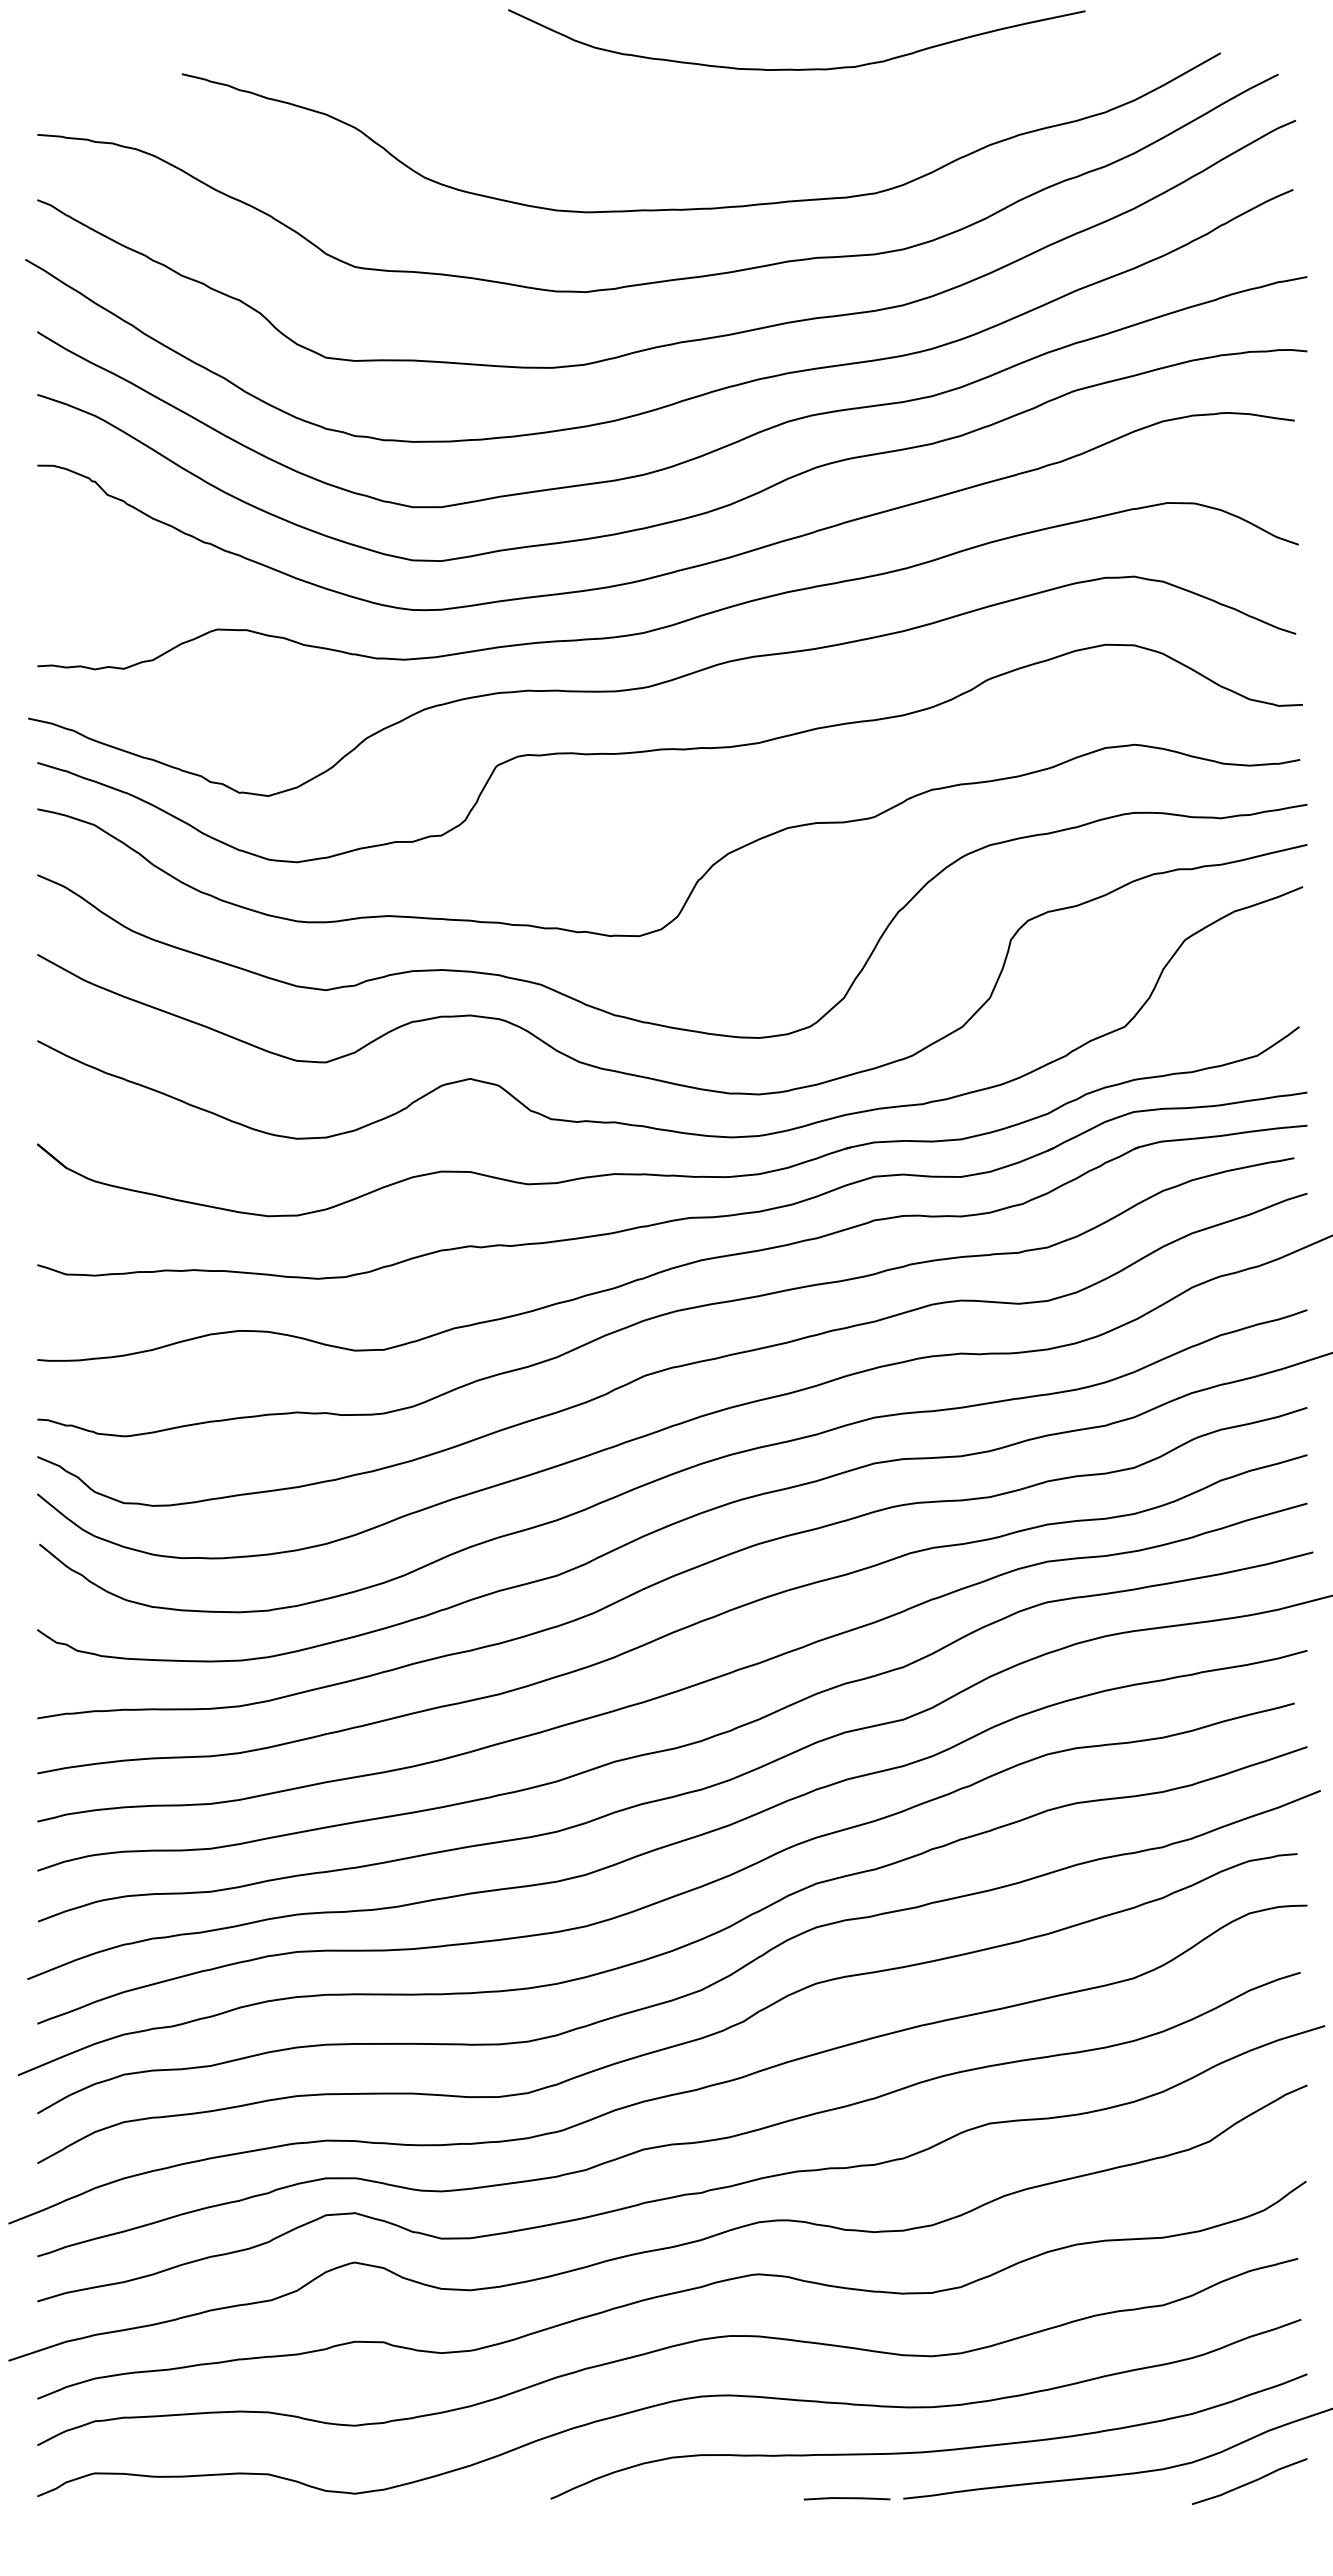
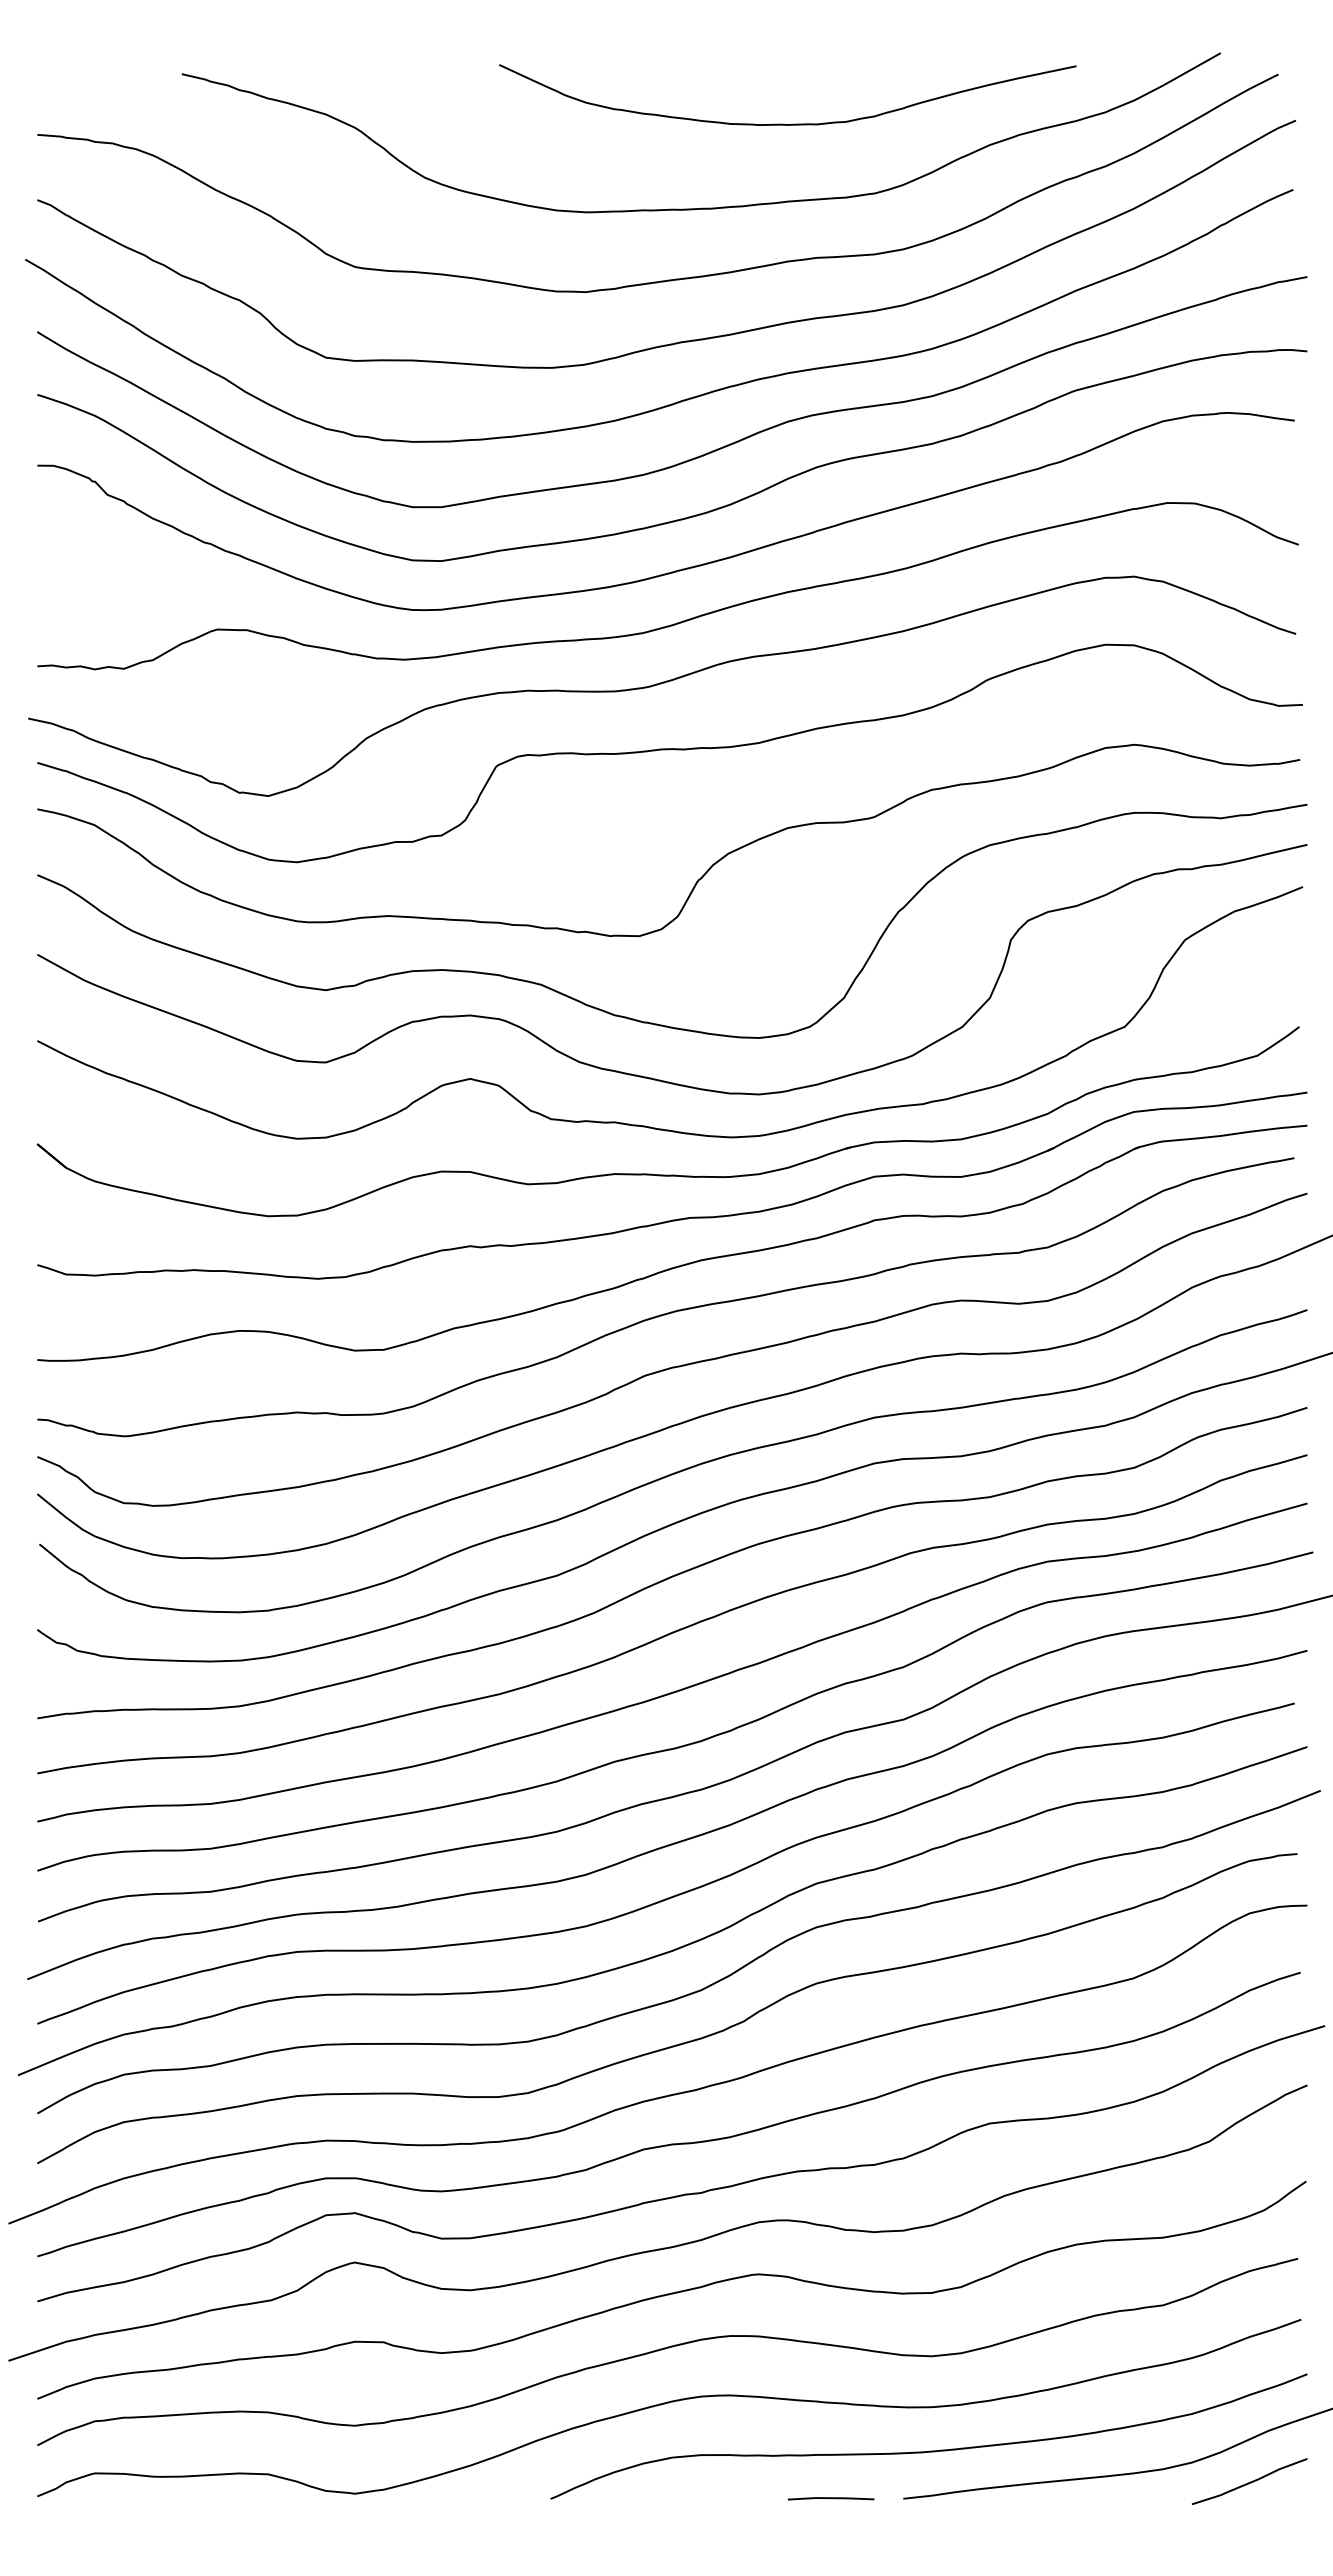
curve position: (793, 68) -> (784, 123) (784, 123)
line position: (846, 2498) -> (830, 2498) (830, 2498)
